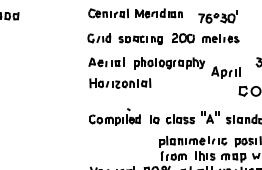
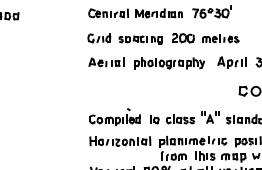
part position: (217, 16) -> (211, 11) (211, 11)
part position: (225, 72) -> (231, 62) (231, 62)
part position: (120, 83) -> (120, 141) (120, 141)
